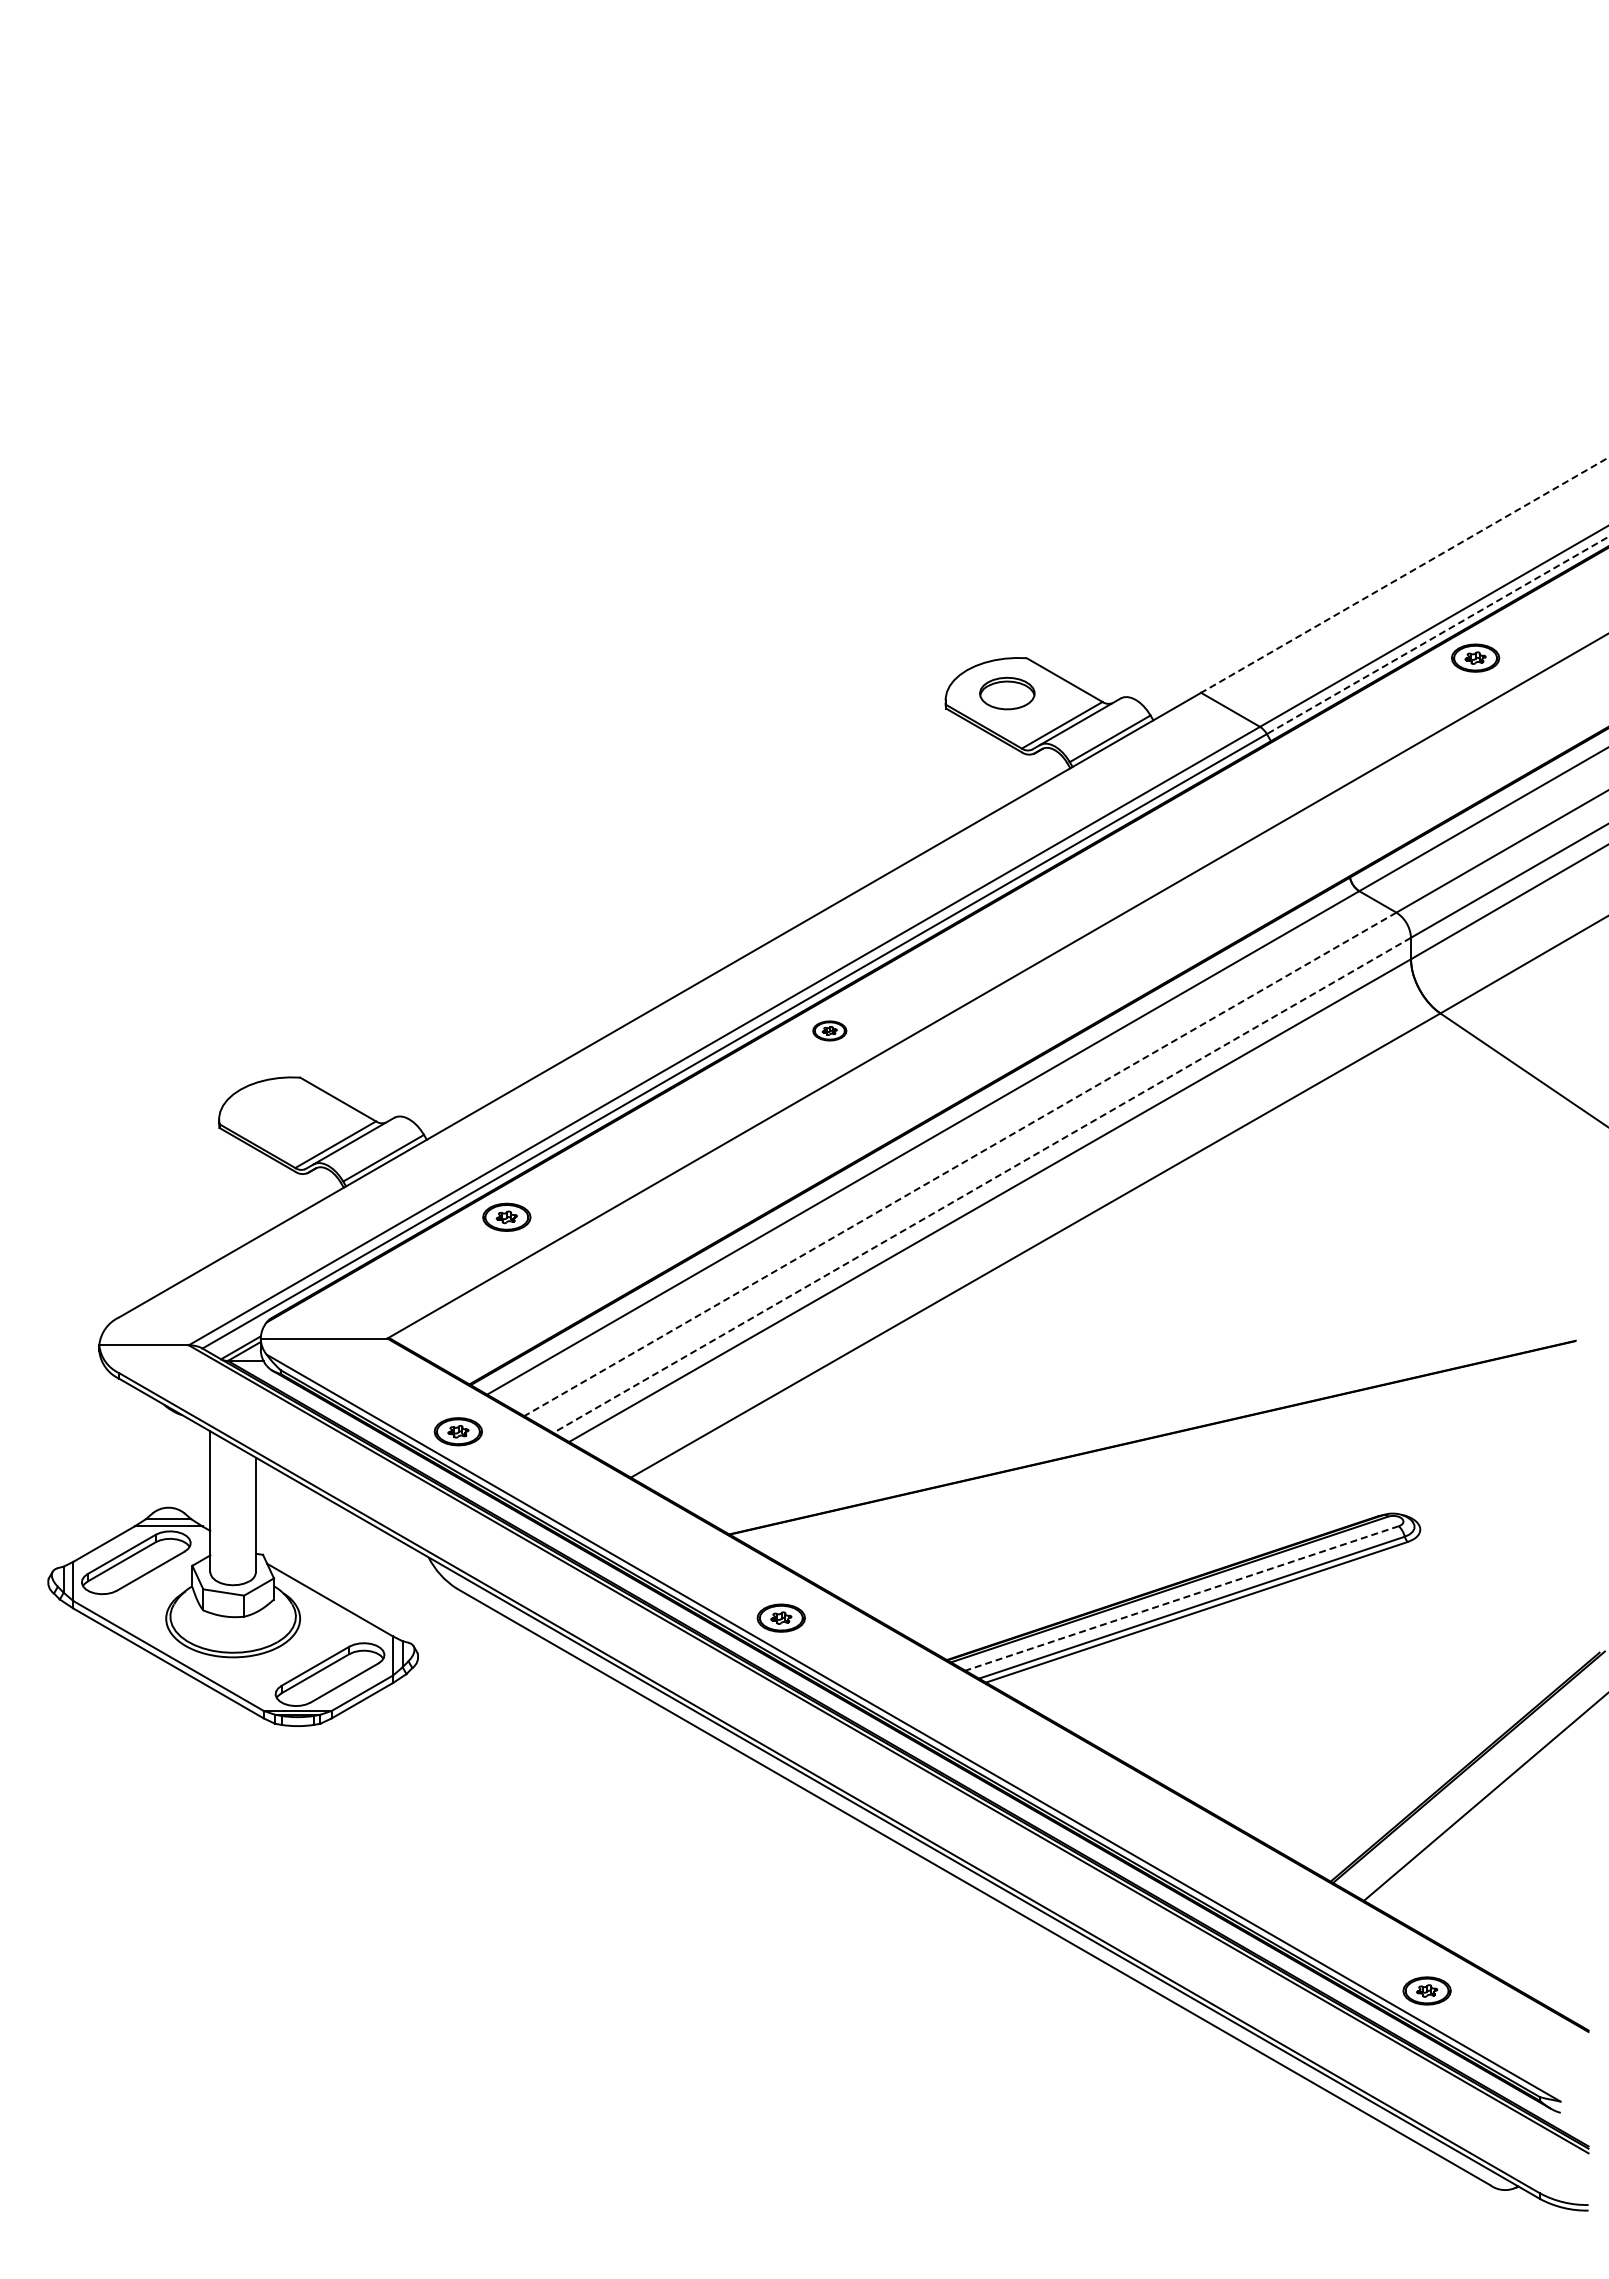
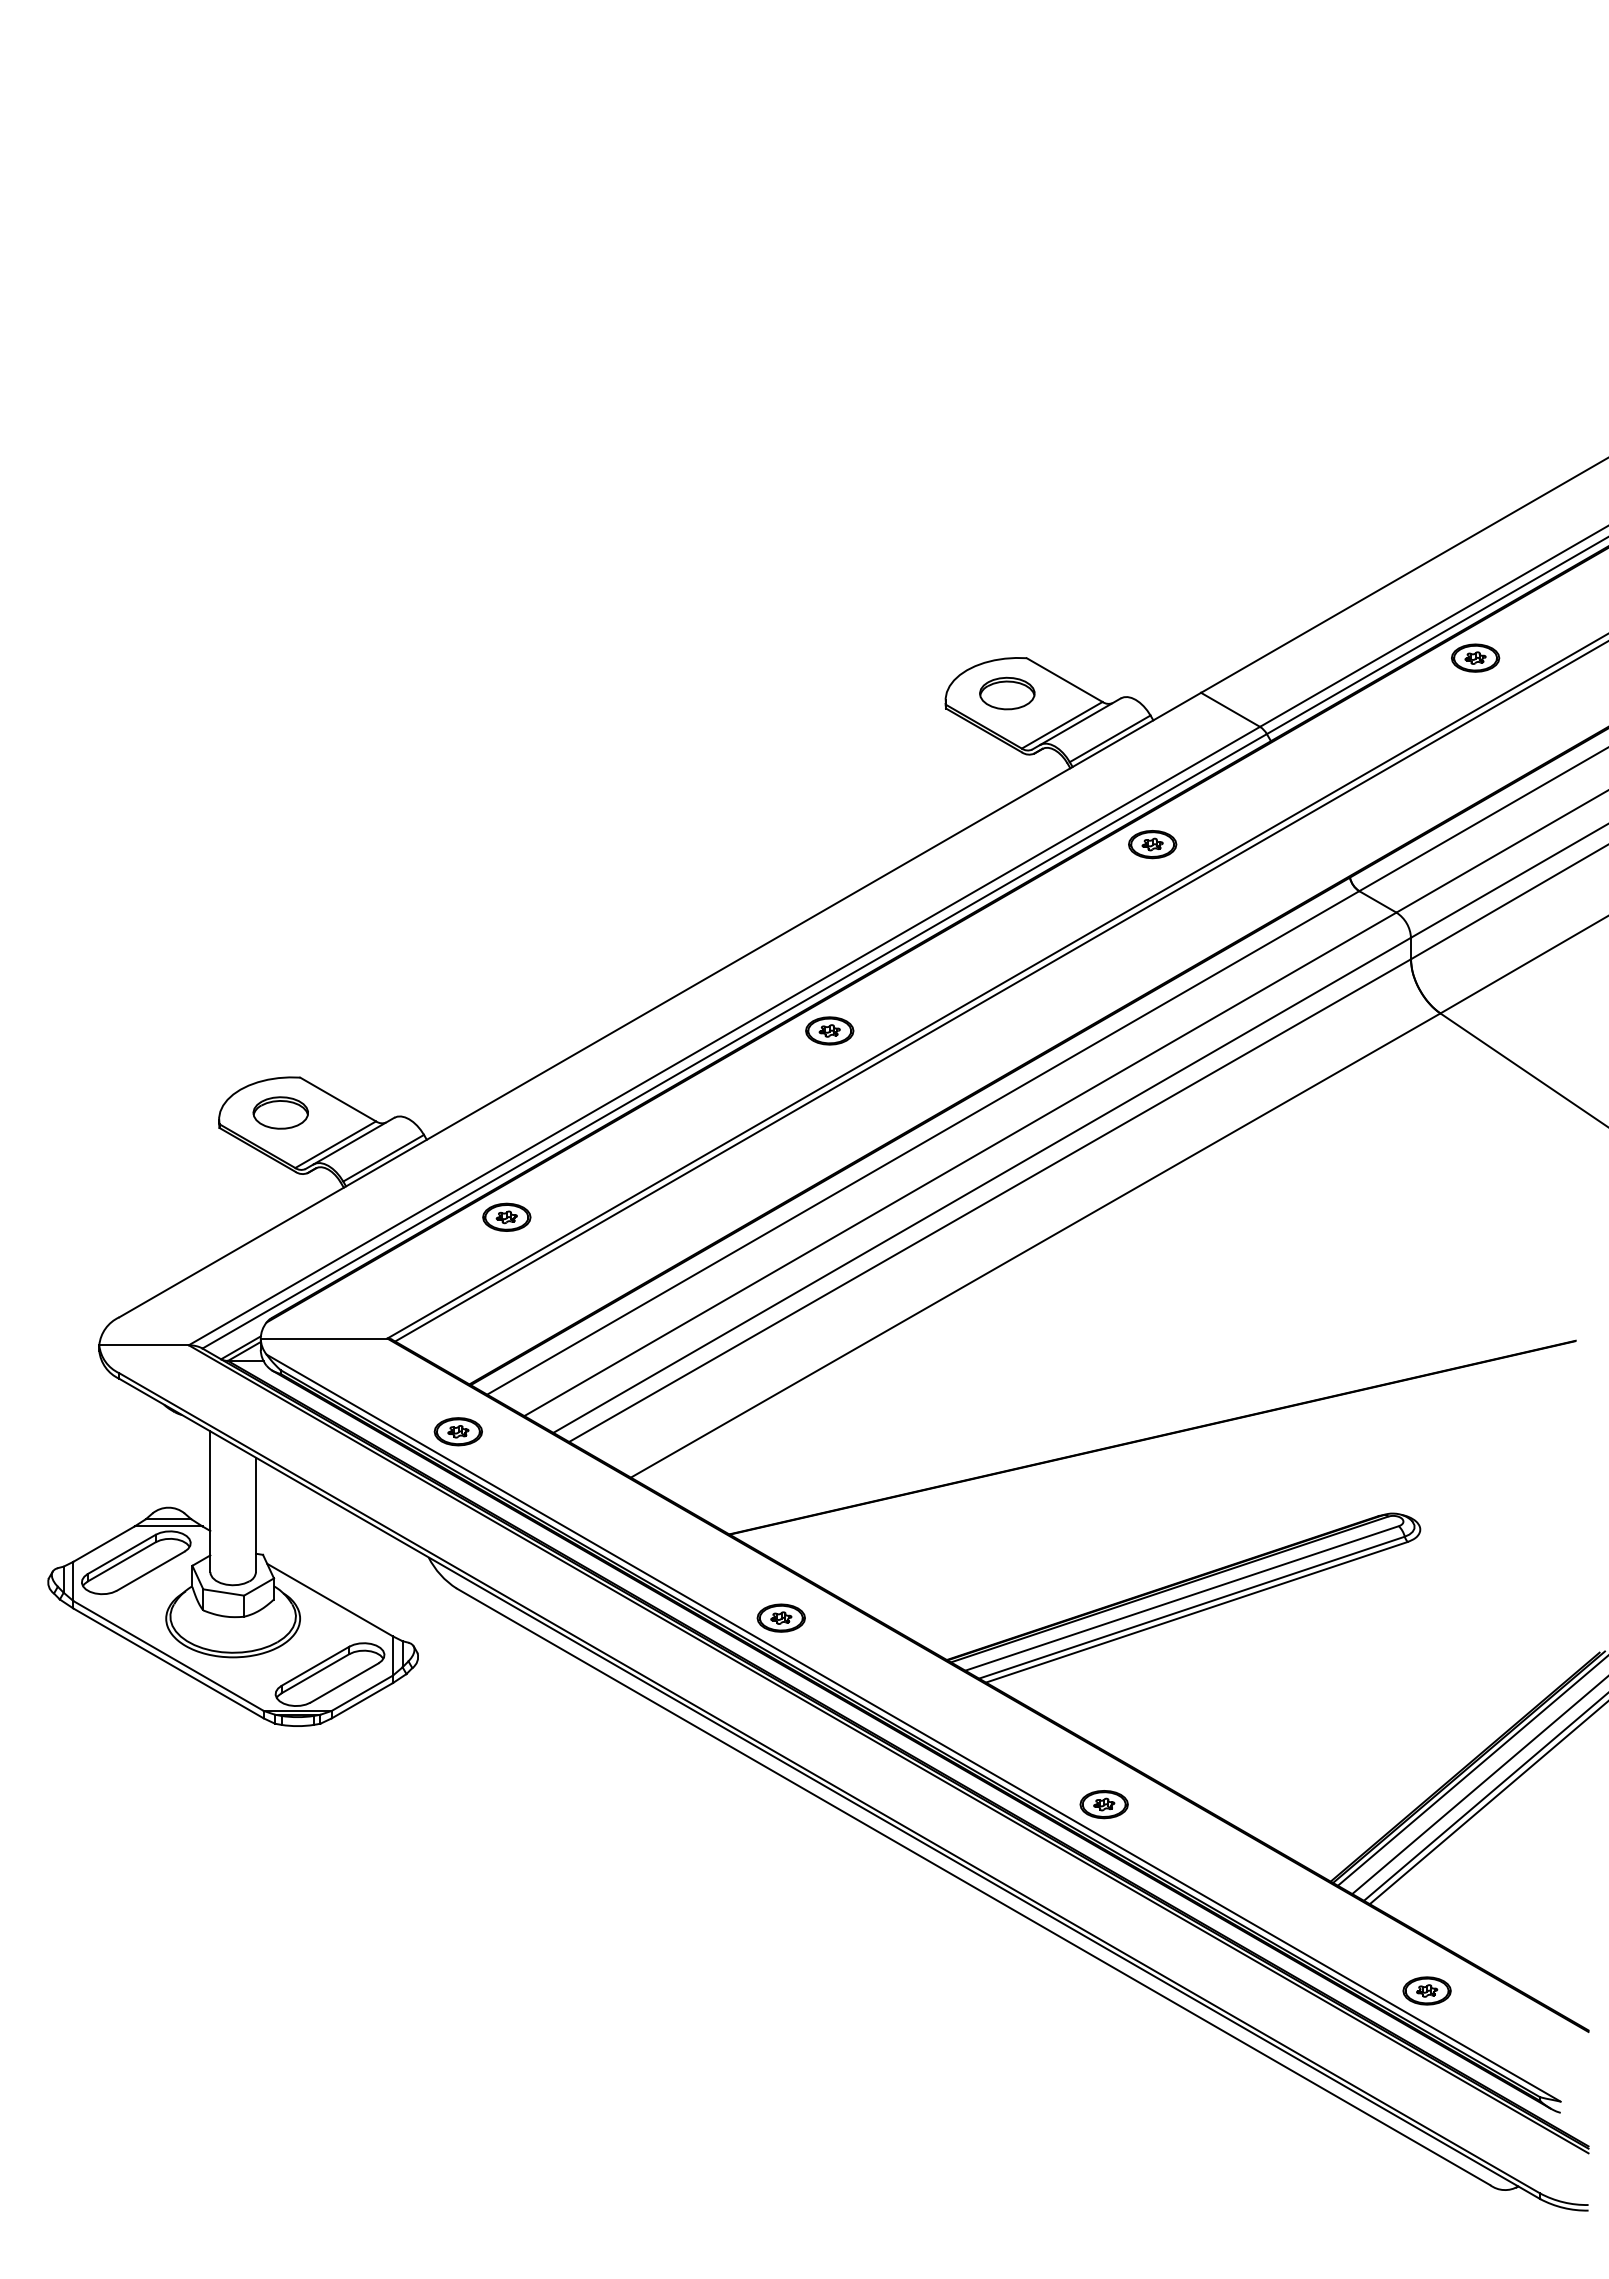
line: dashed -> solid (1404, 575)
line: dashed -> solid (1437, 635)
part: none -> present (1152, 844)
line: none -> present (1000, 991)
part size: 36x22 px -> 50x30 px (829, 1030)
part: none -> present (280, 1112)
line: dashed -> solid (959, 1164)
line: dashed -> solid (981, 1185)
line: dashed -> solid (1181, 1598)
line: none -> present (1471, 1771)
line: none -> present (1478, 1786)
line: none -> present (1487, 1803)
part: none -> present (1103, 1804)
